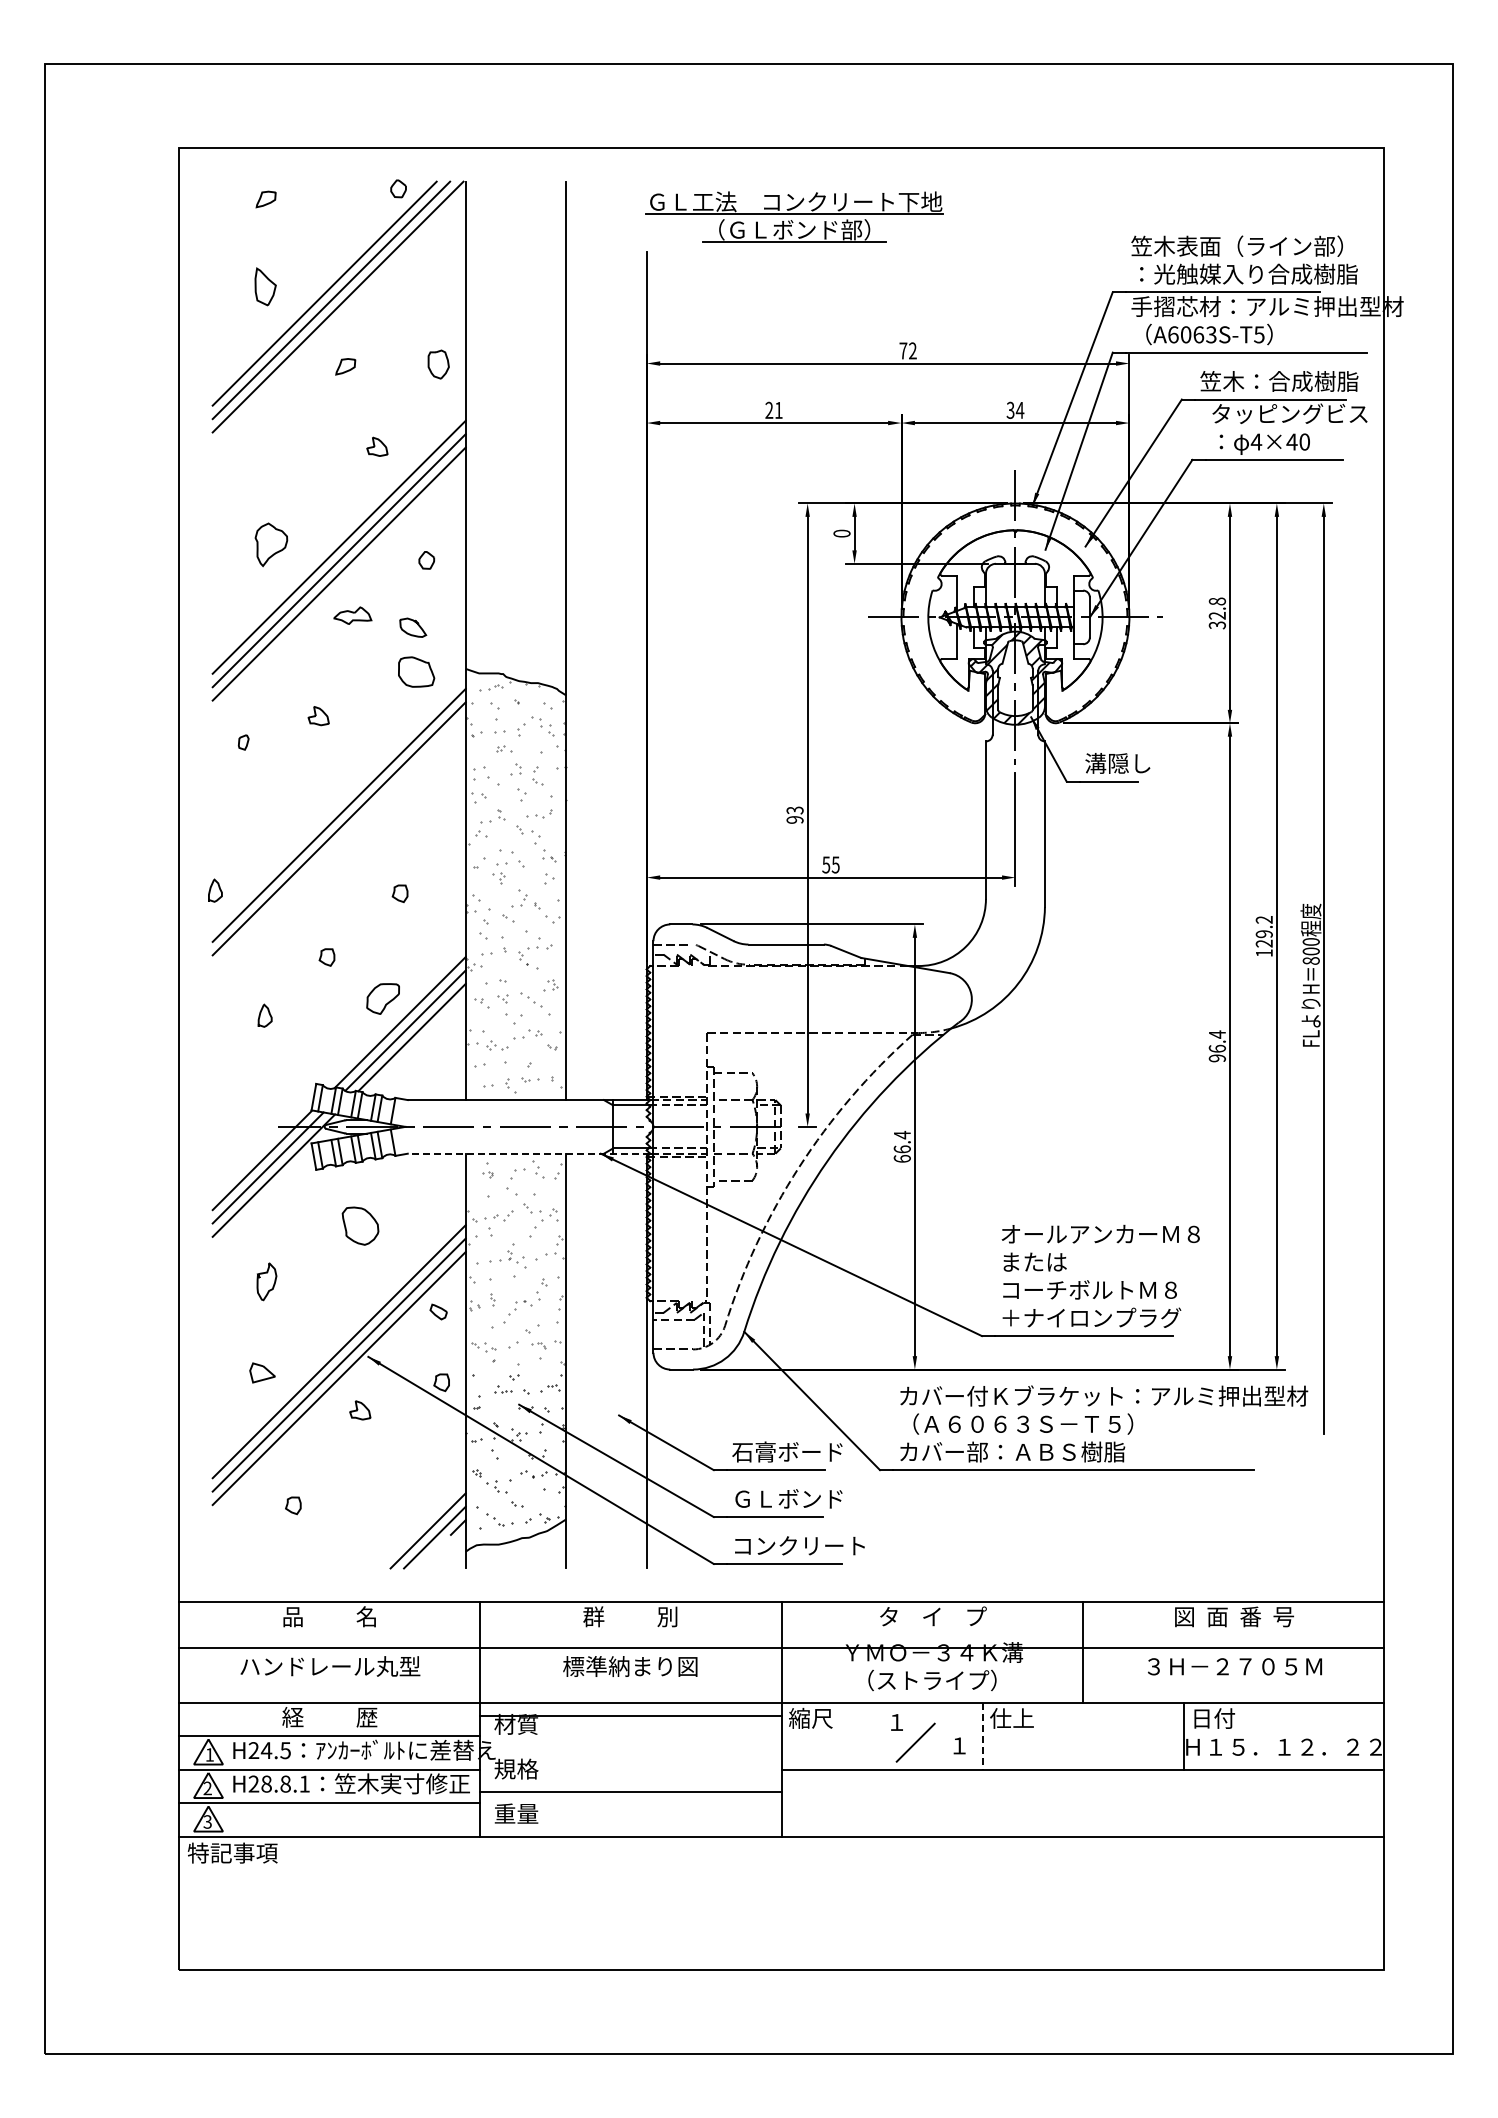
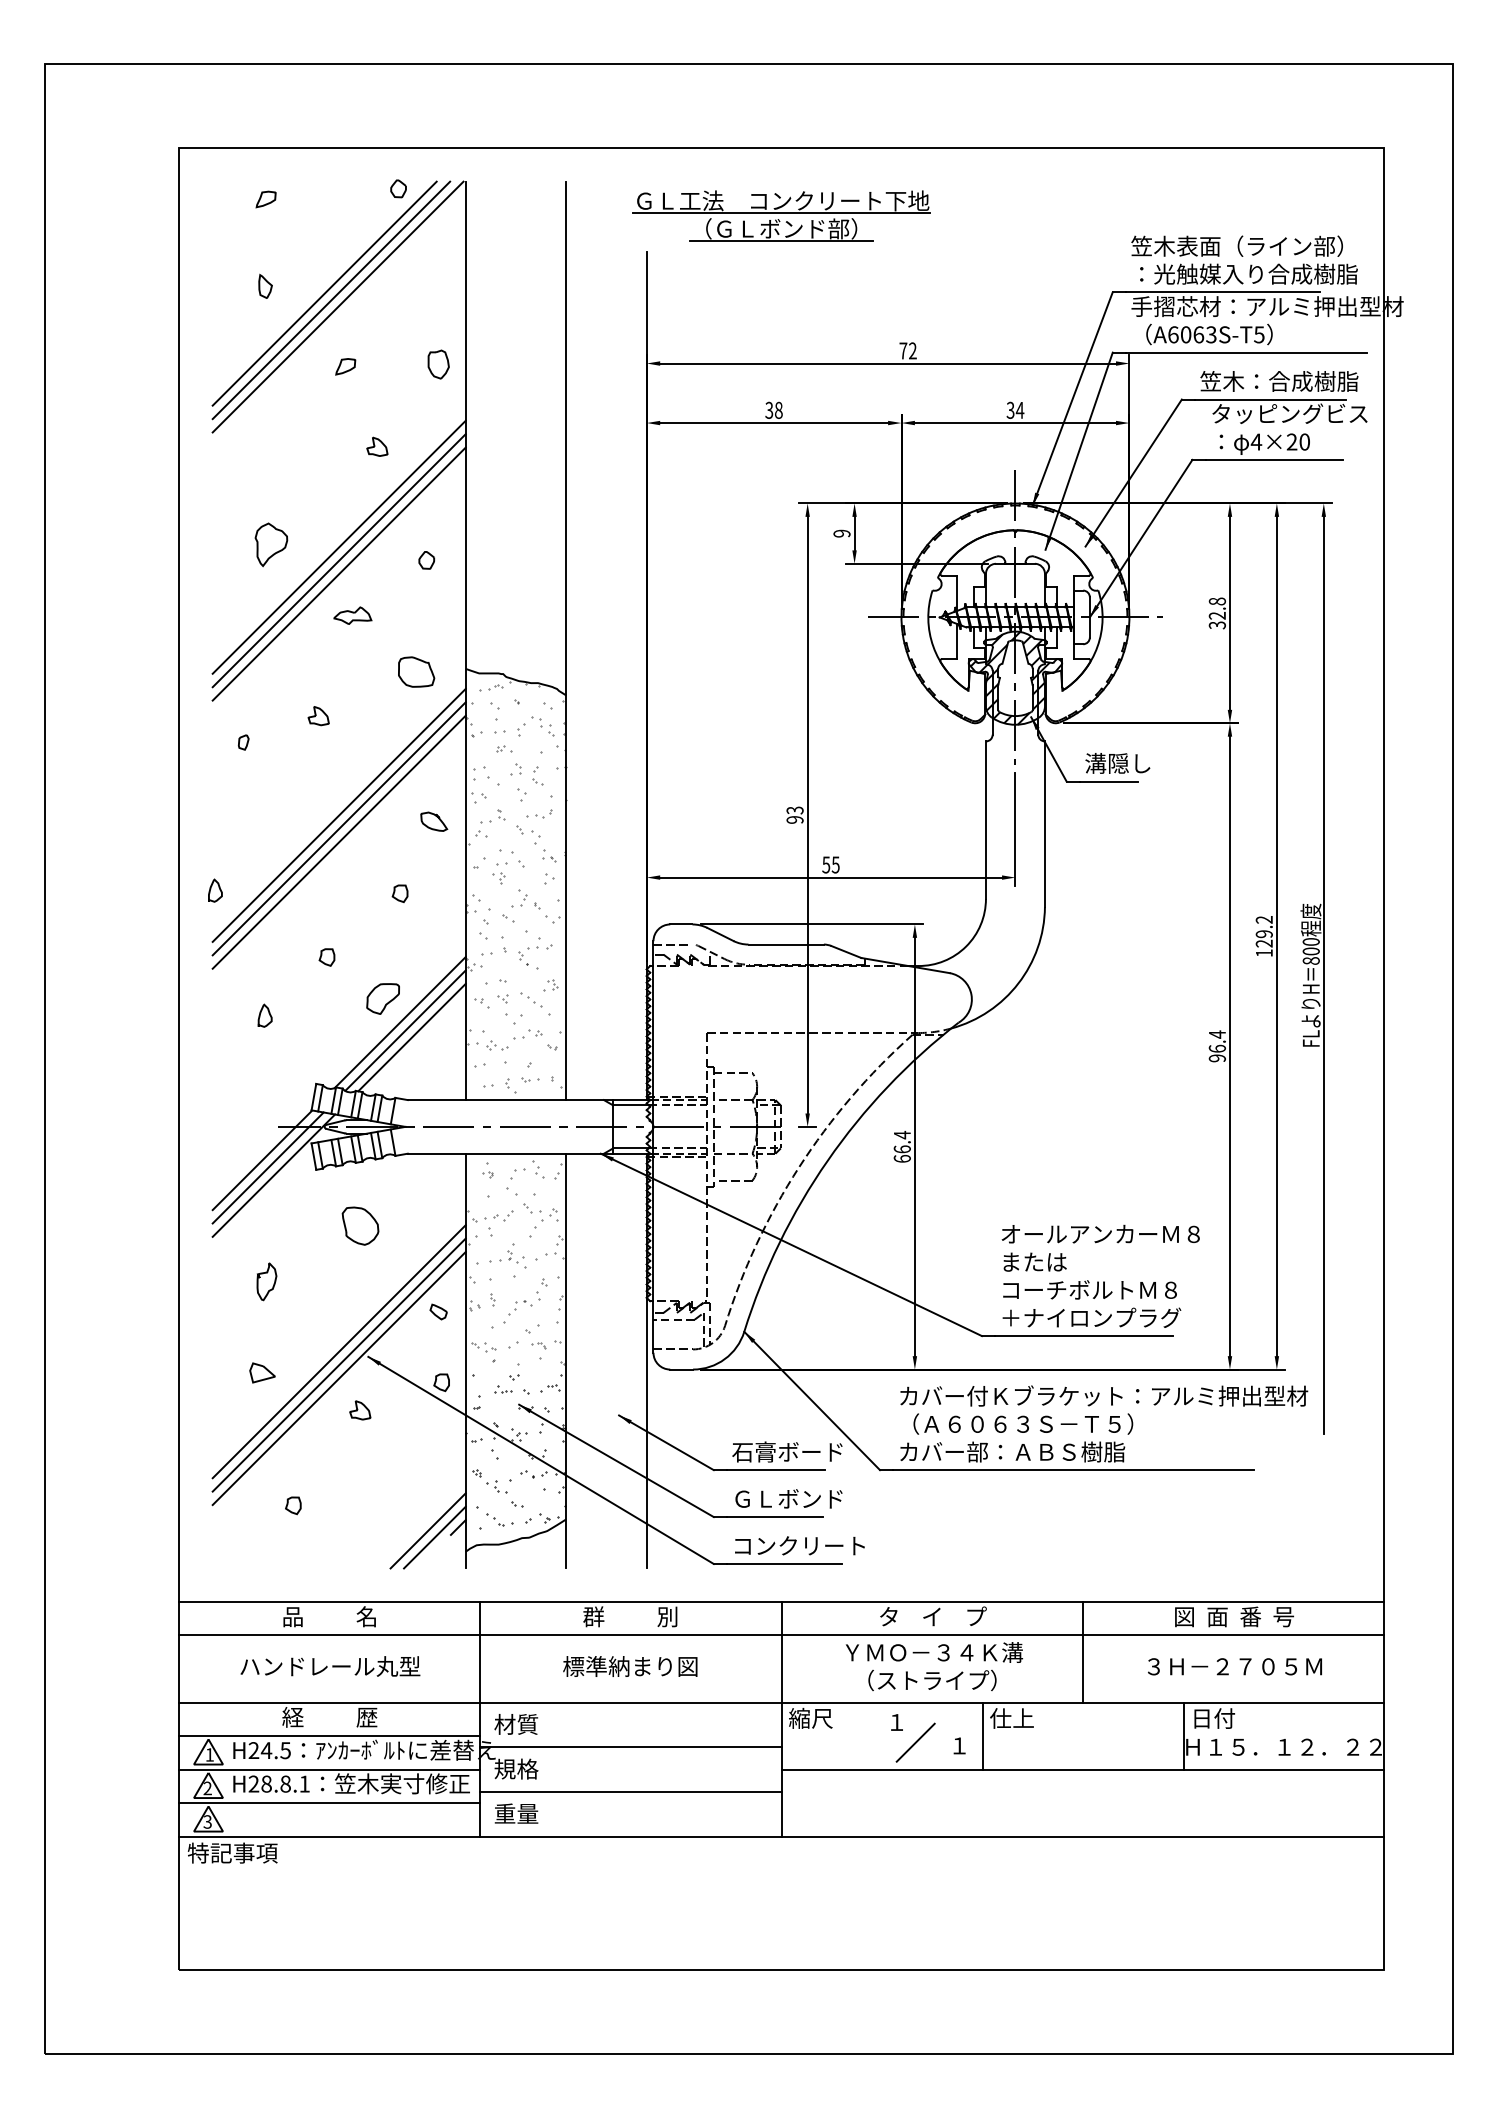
part position: (794, 216) -> (781, 215) (781, 215)
part size: 23x40 px -> 15x26 px (265, 285)
text: 21 -> 38 (773, 409)
text: 4×40 -> 4×20 (1291, 441)
text: 0 -> 9 (841, 533)
part position: (413, 627) -> (434, 821) (434, 821)
line: none -> present (338, 841)
line: dashed -> solid (528, 1153)
line position: (781, 1648) -> (781, 1635) (781, 1635)
line position: (630, 1716) -> (630, 1747) (630, 1747)
line: dashed -> solid (982, 1736)
